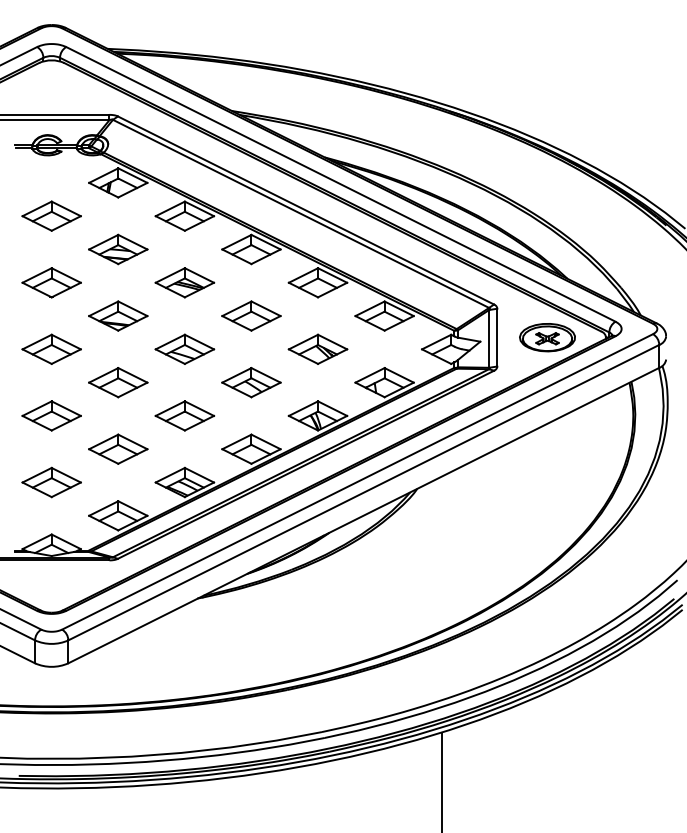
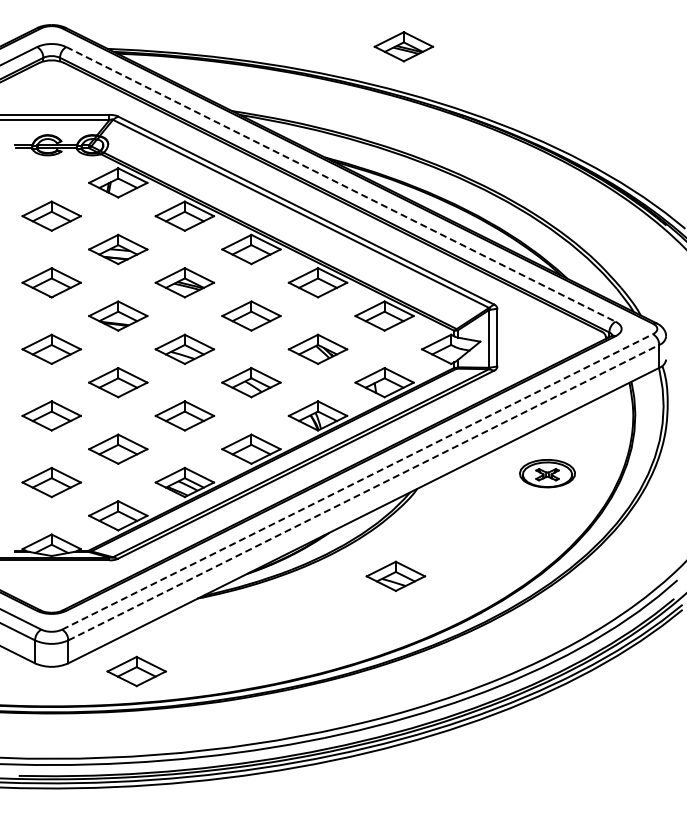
part: none -> present (403, 46)
line: solid -> dashed (341, 184)
part position: (547, 337) -> (547, 473) (547, 473)
line: solid -> dashed (358, 481)
line: solid -> dashed (364, 492)
part: none -> present (395, 575)
part: none -> present (136, 671)
line: present -> none (441, 780)
